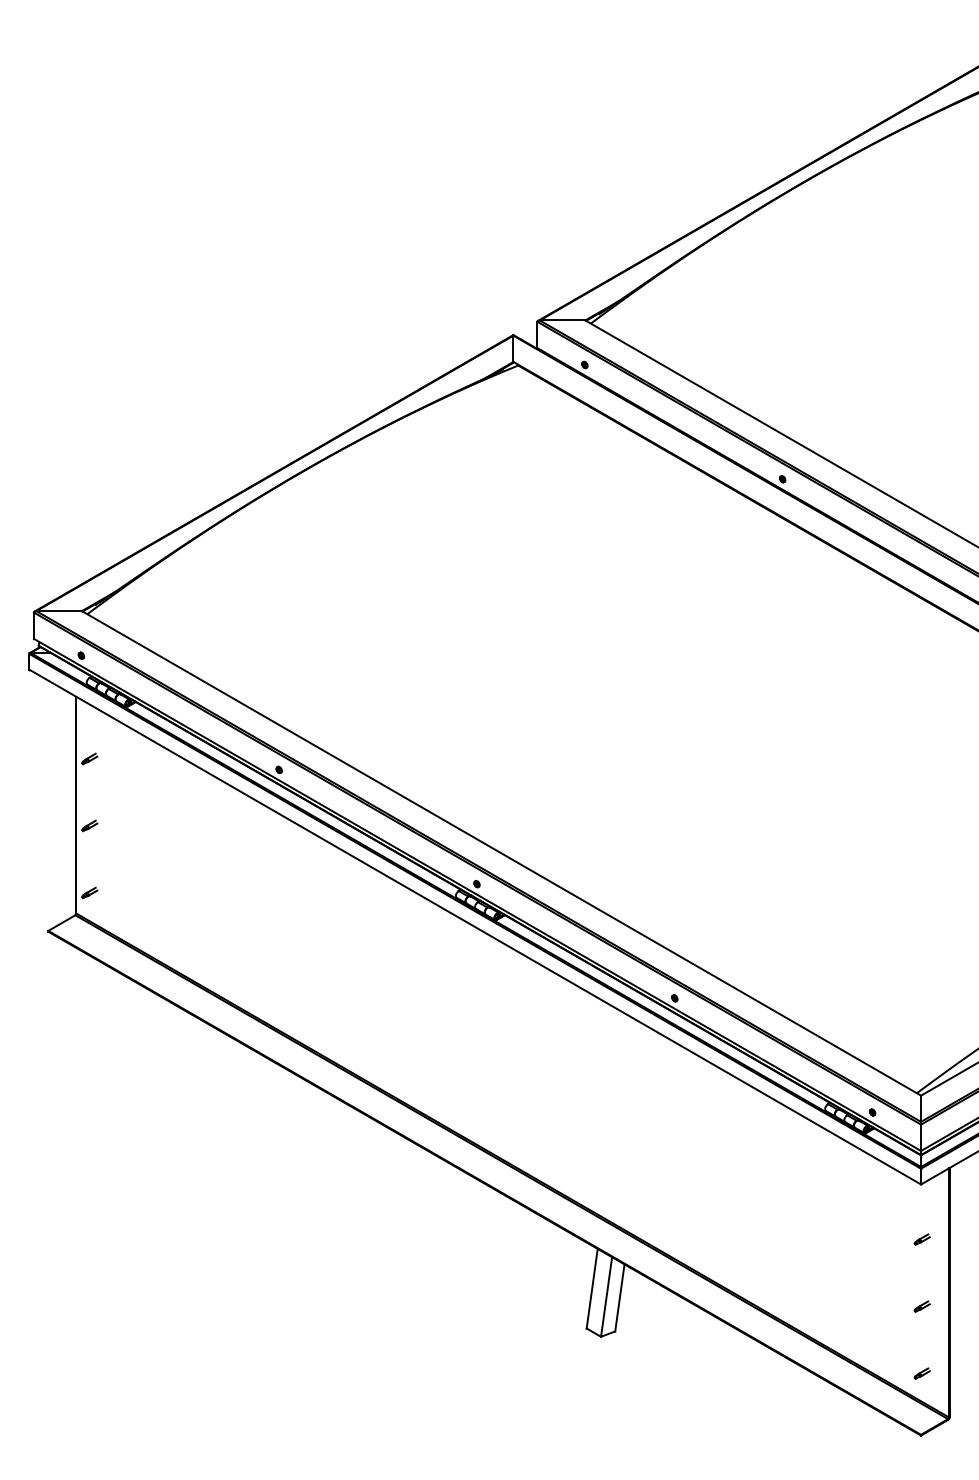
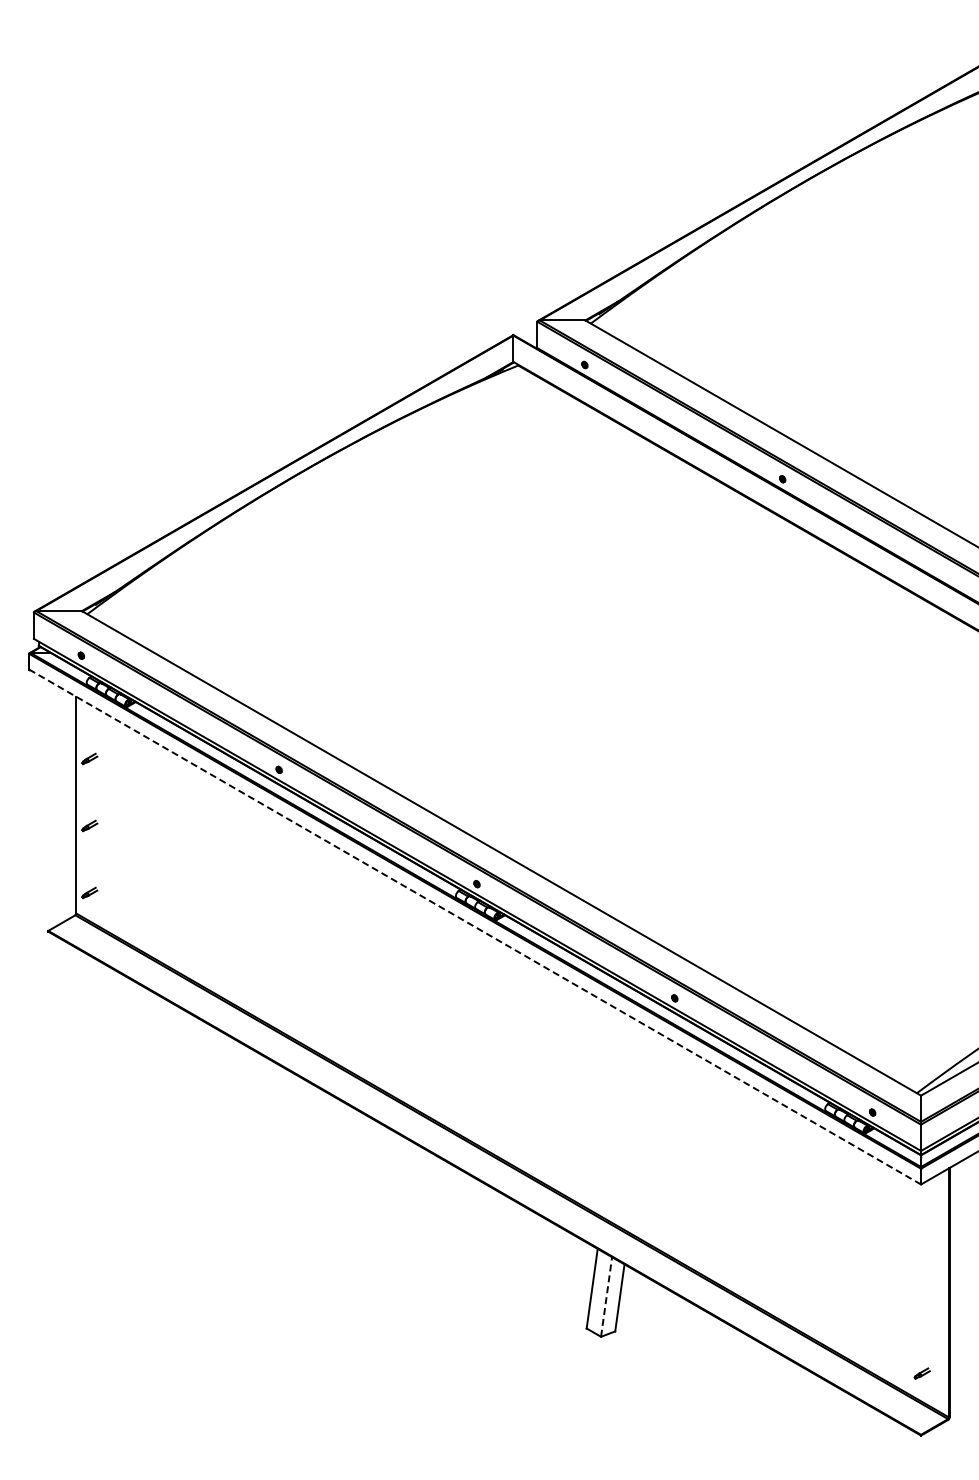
line: solid -> dashed (475, 927)
part: present -> none (921, 1239)
line: solid -> dashed (606, 1296)
part: present -> none (921, 1306)
